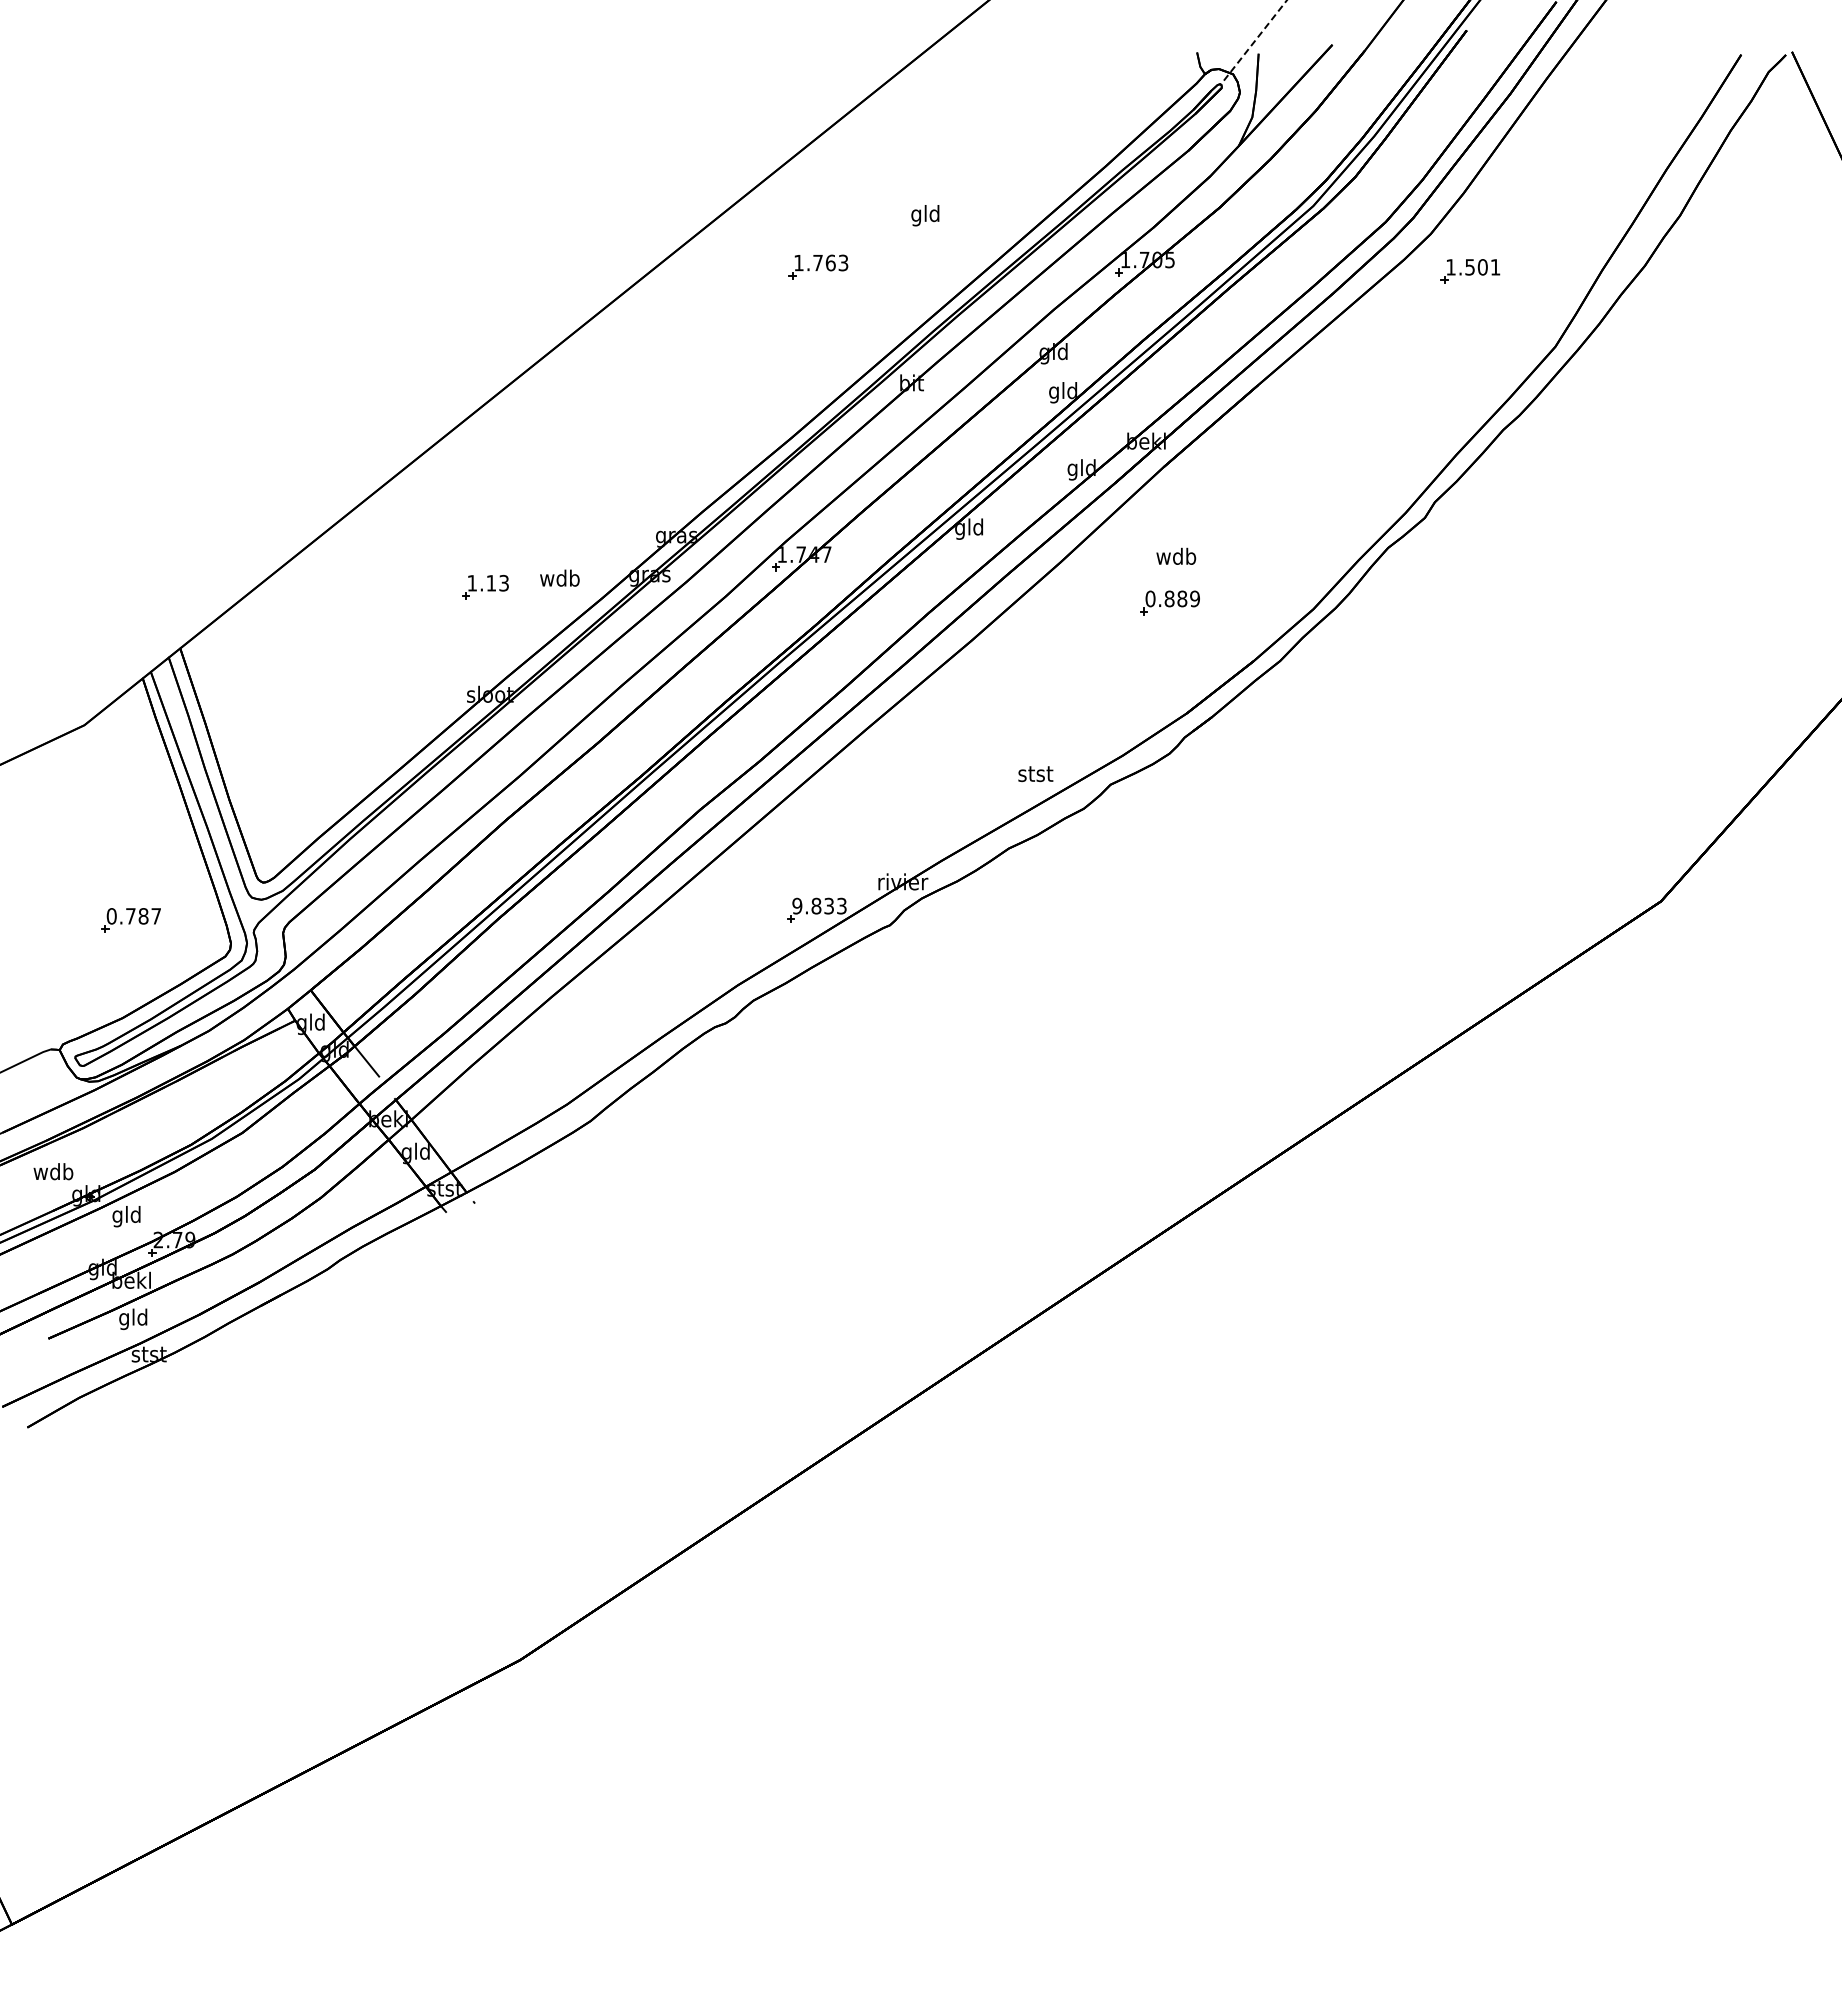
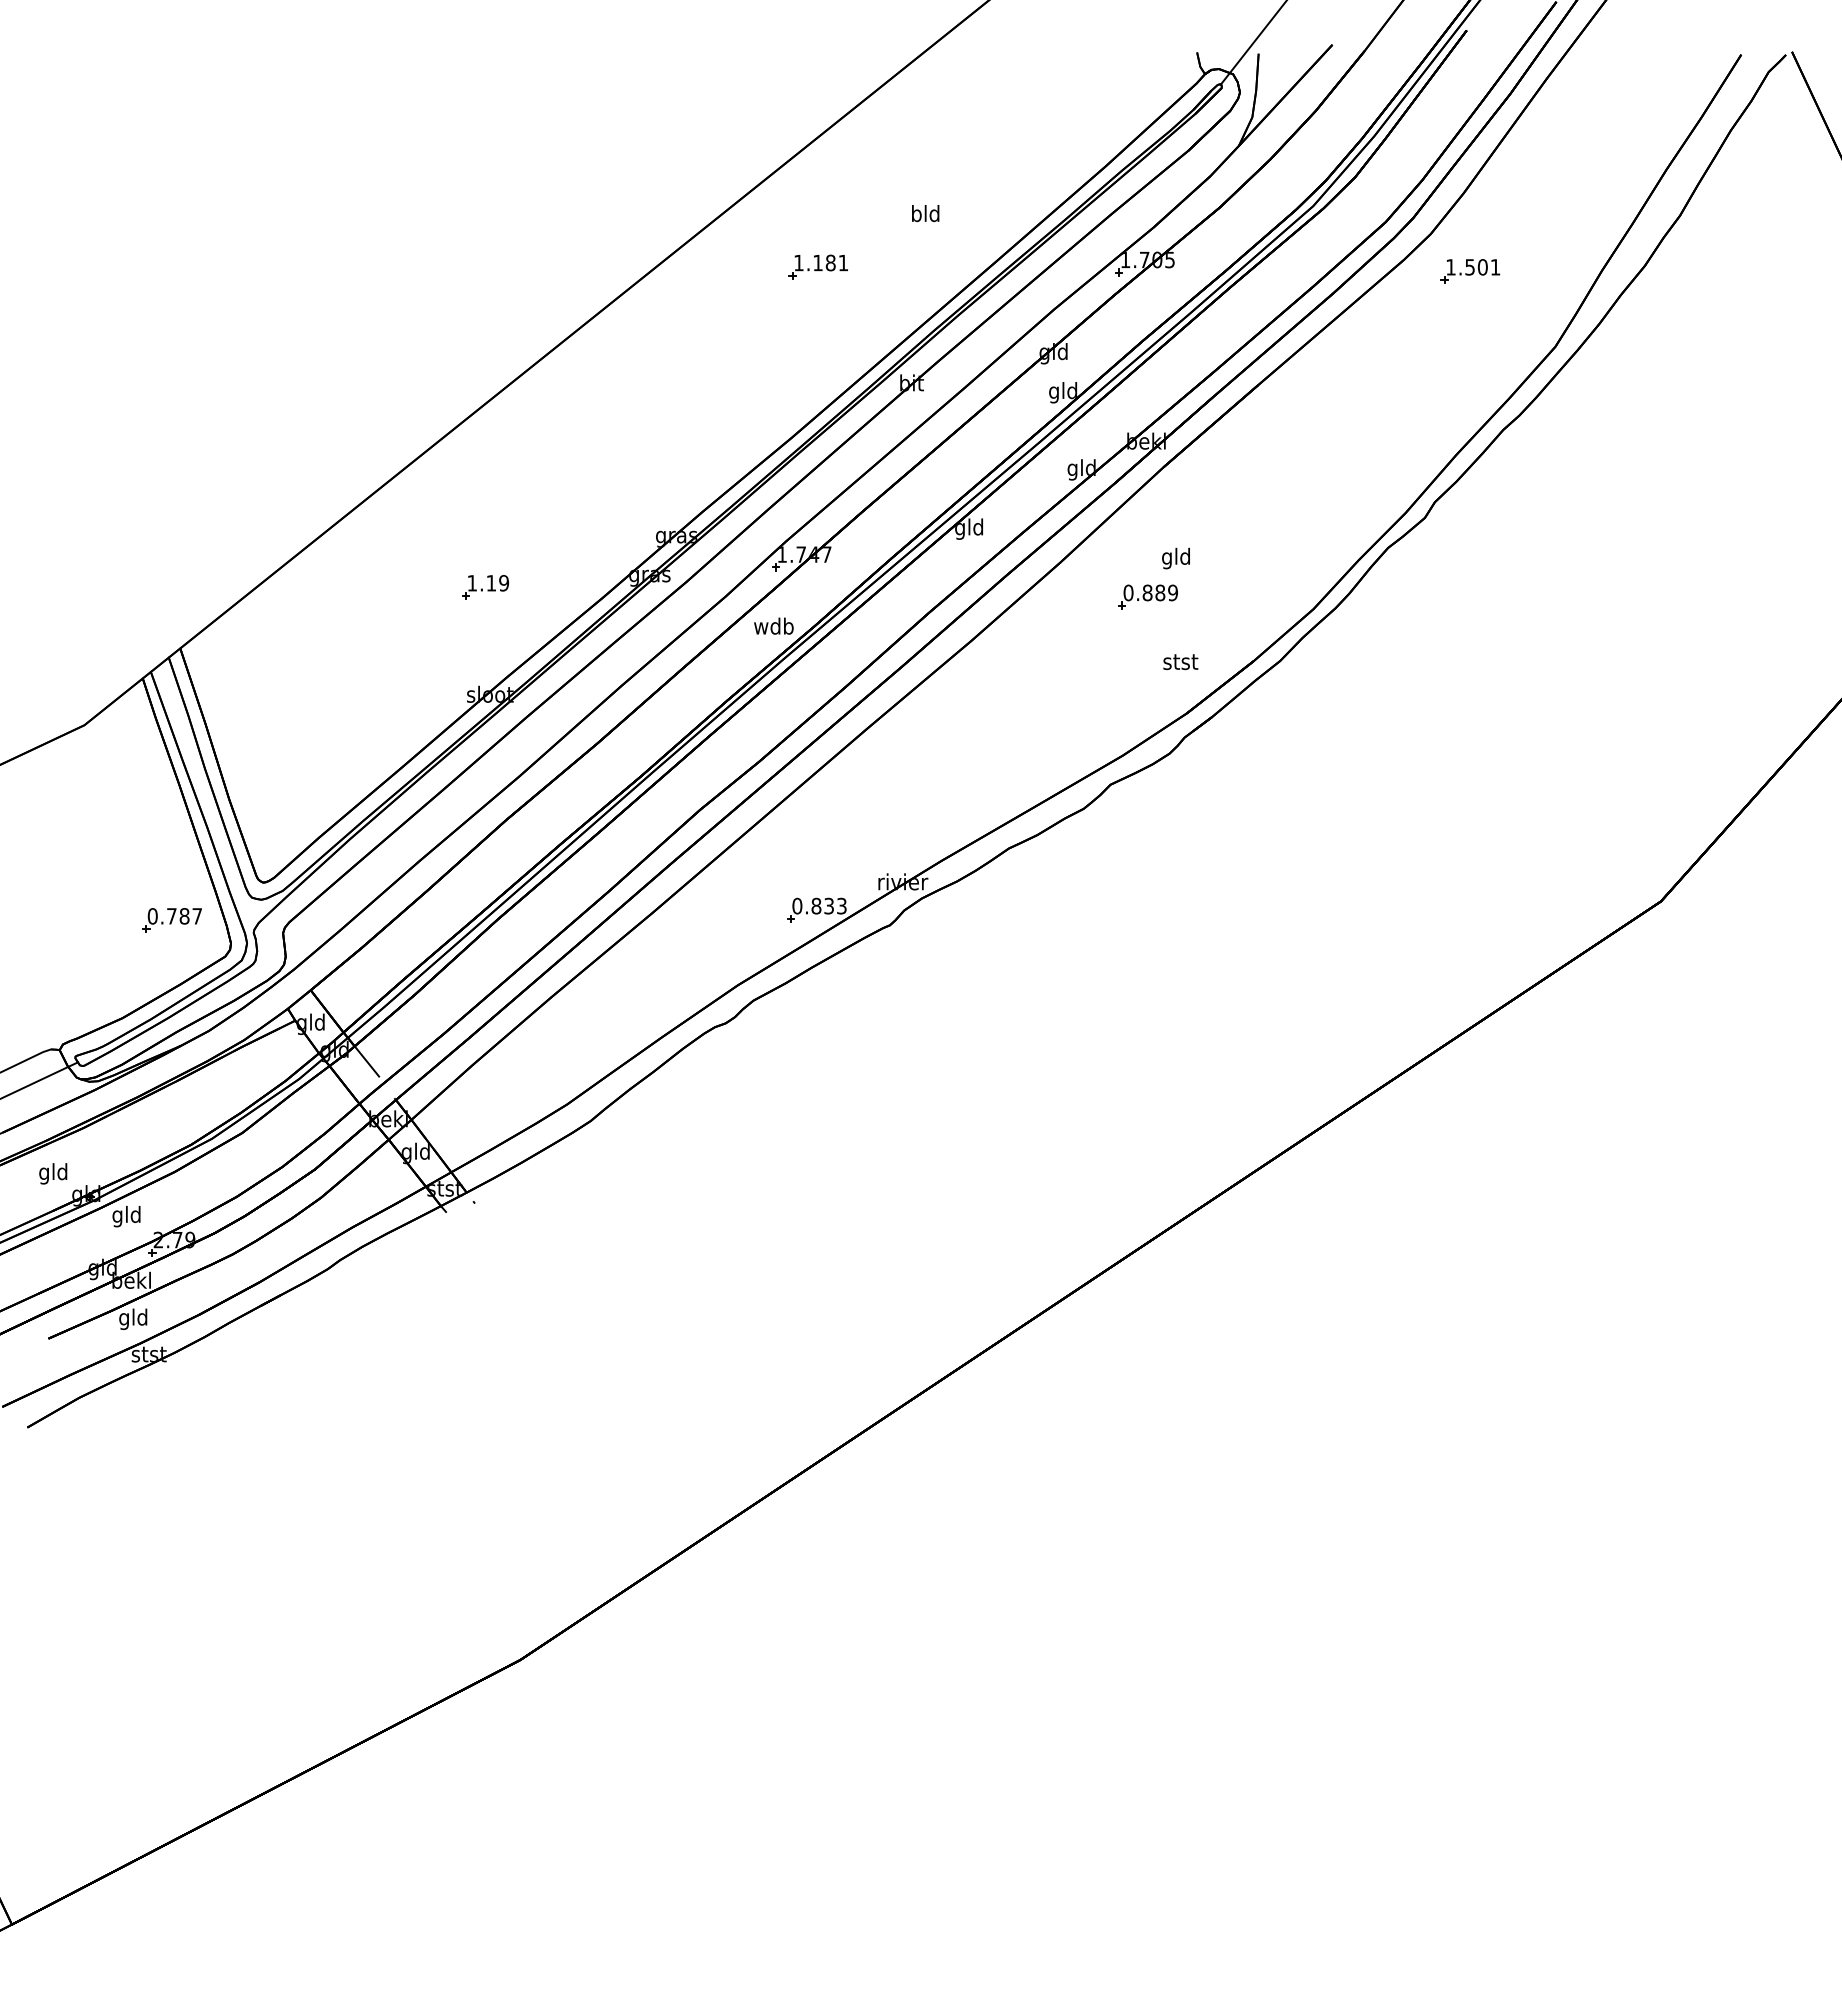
line: dashed -> solid (1253, 43)
text: gld -> bld (916, 215)
text: 1.763 -> 1.181 (830, 262)
text: wdb -> gld (1176, 558)
text position: (559, 577) -> (773, 625) (773, 625)
text: 1.13 -> 1.19 (504, 583)
part position: (1169, 602) -> (1147, 596) (1147, 596)
text position: (1035, 774) -> (1180, 662) (1180, 662)
text: 9.833 -> 0.833 (797, 906)
part position: (130, 920) -> (171, 920) (171, 920)
line: none -> present (39, 1079)
text: wdb -> gld (53, 1173)
